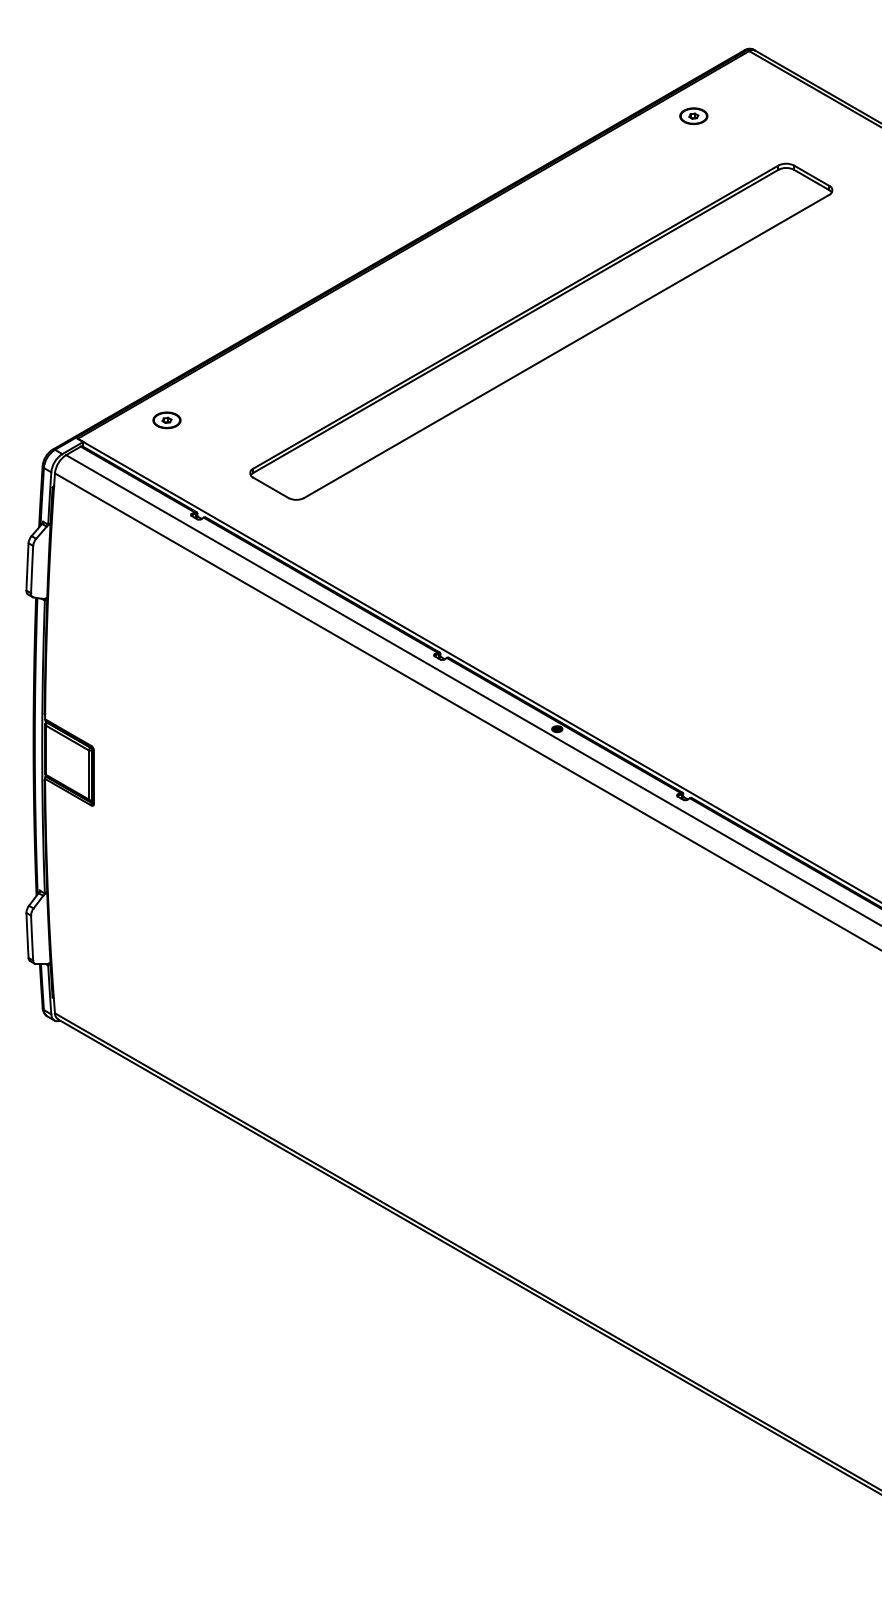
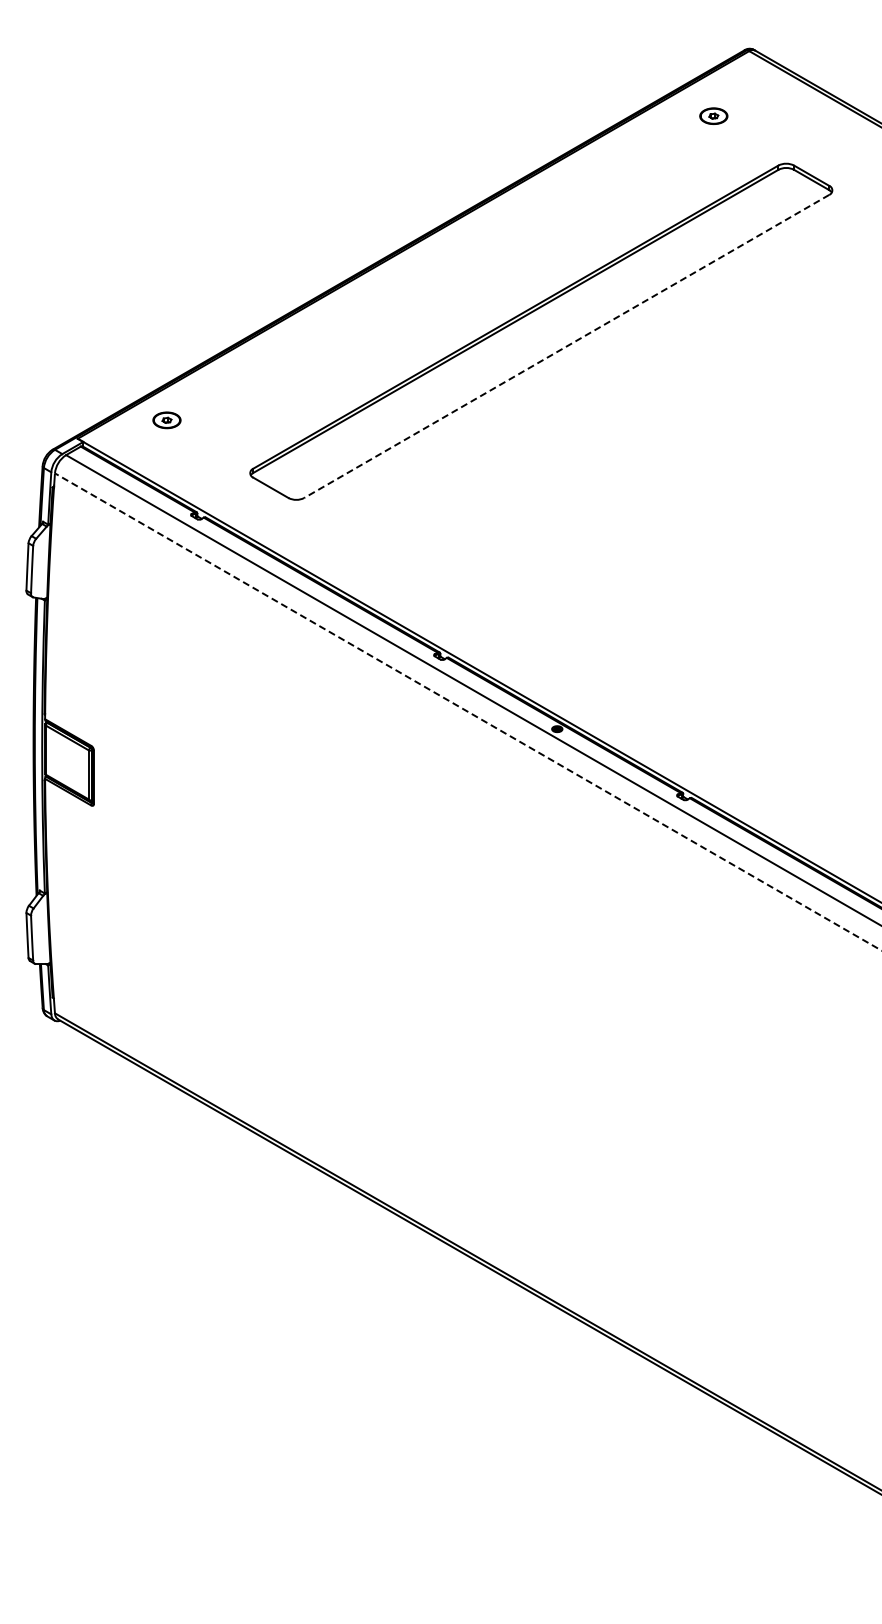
part position: (693, 115) -> (713, 115) (713, 115)
line: solid -> dashed (566, 346)
line: solid -> dashed (467, 711)
